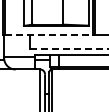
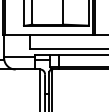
line: dashed -> solid (49, 35)
line: dashed -> solid (69, 48)
